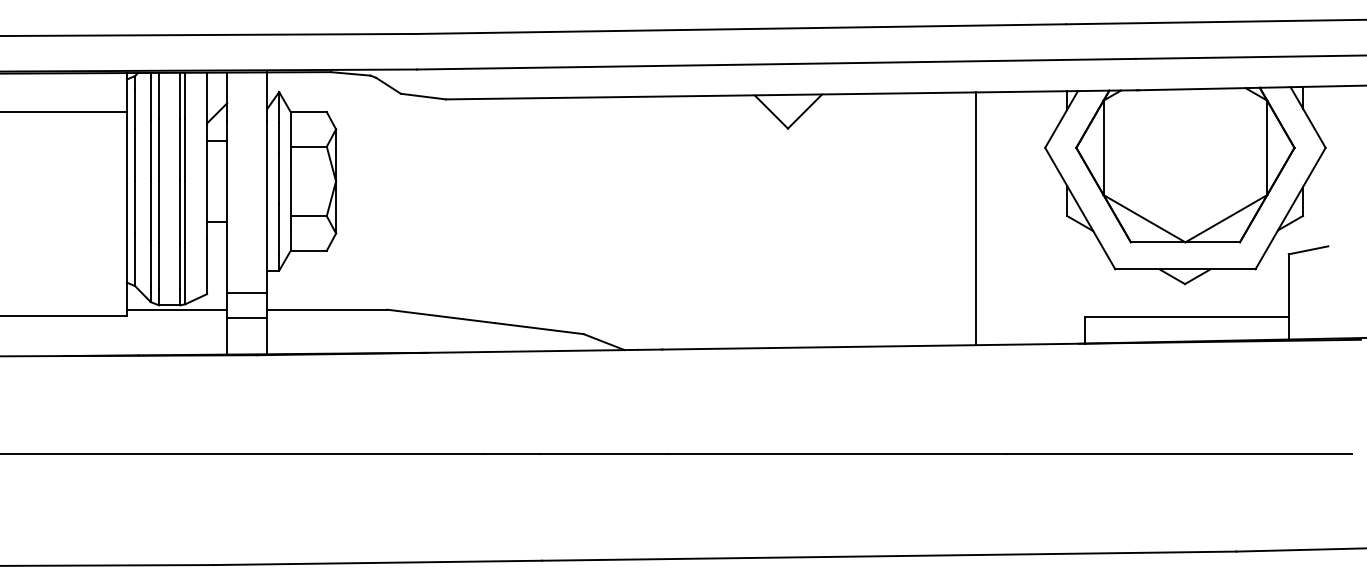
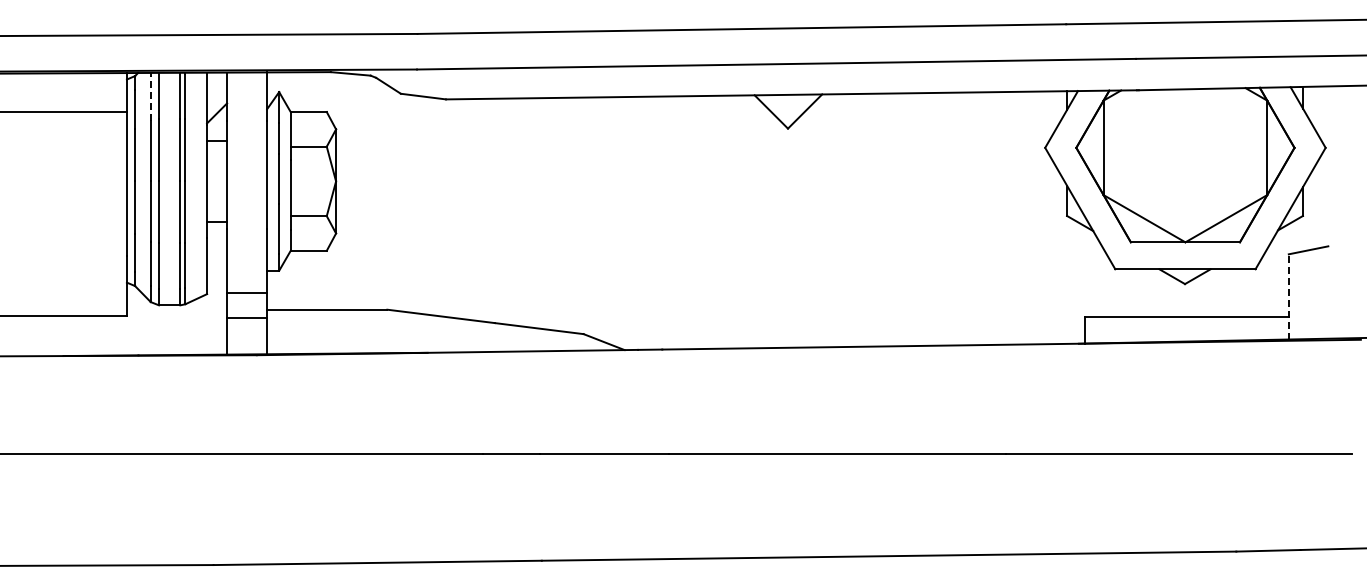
line: solid -> dashed (150, 97)
line: present -> none (975, 218)
line: solid -> dashed (1288, 296)
line: present -> none (176, 309)
